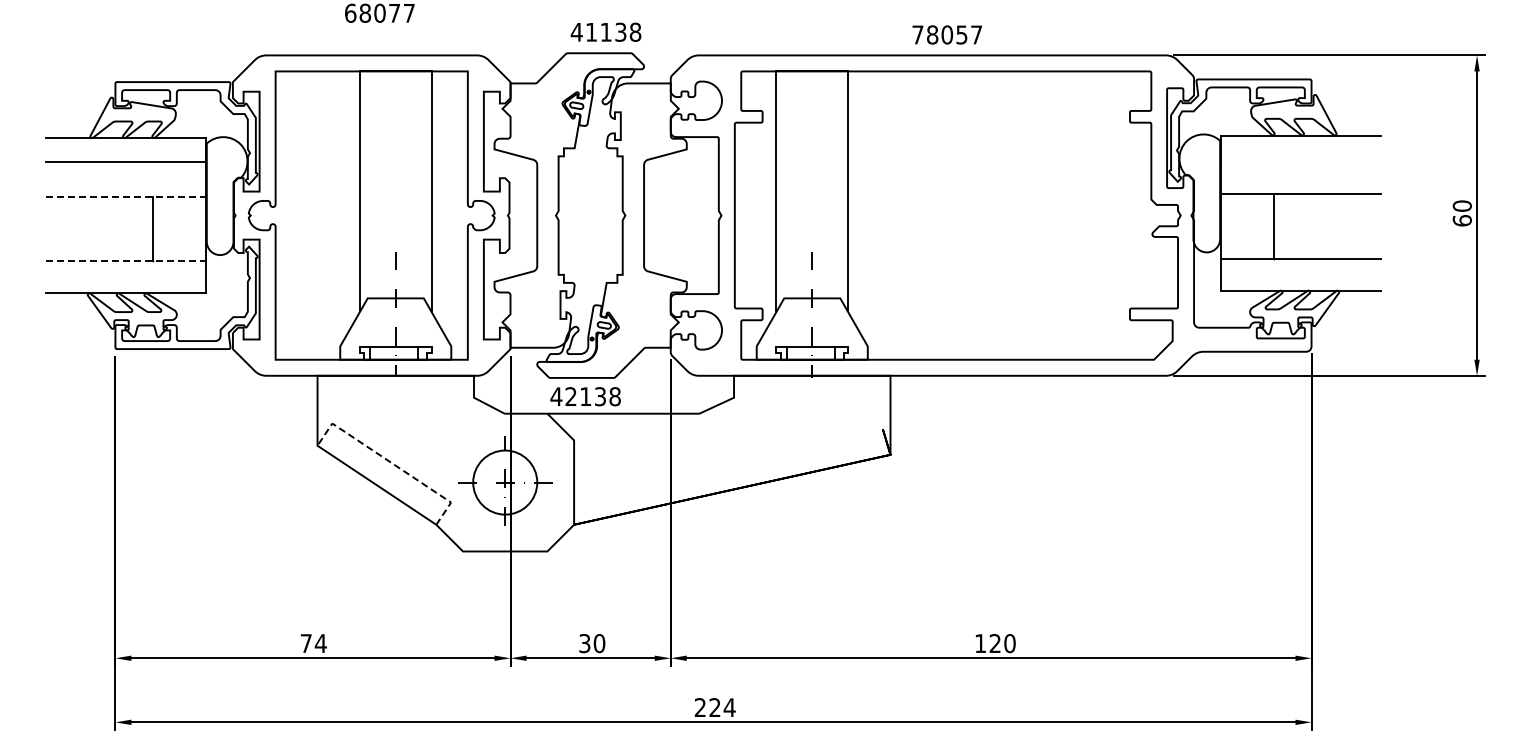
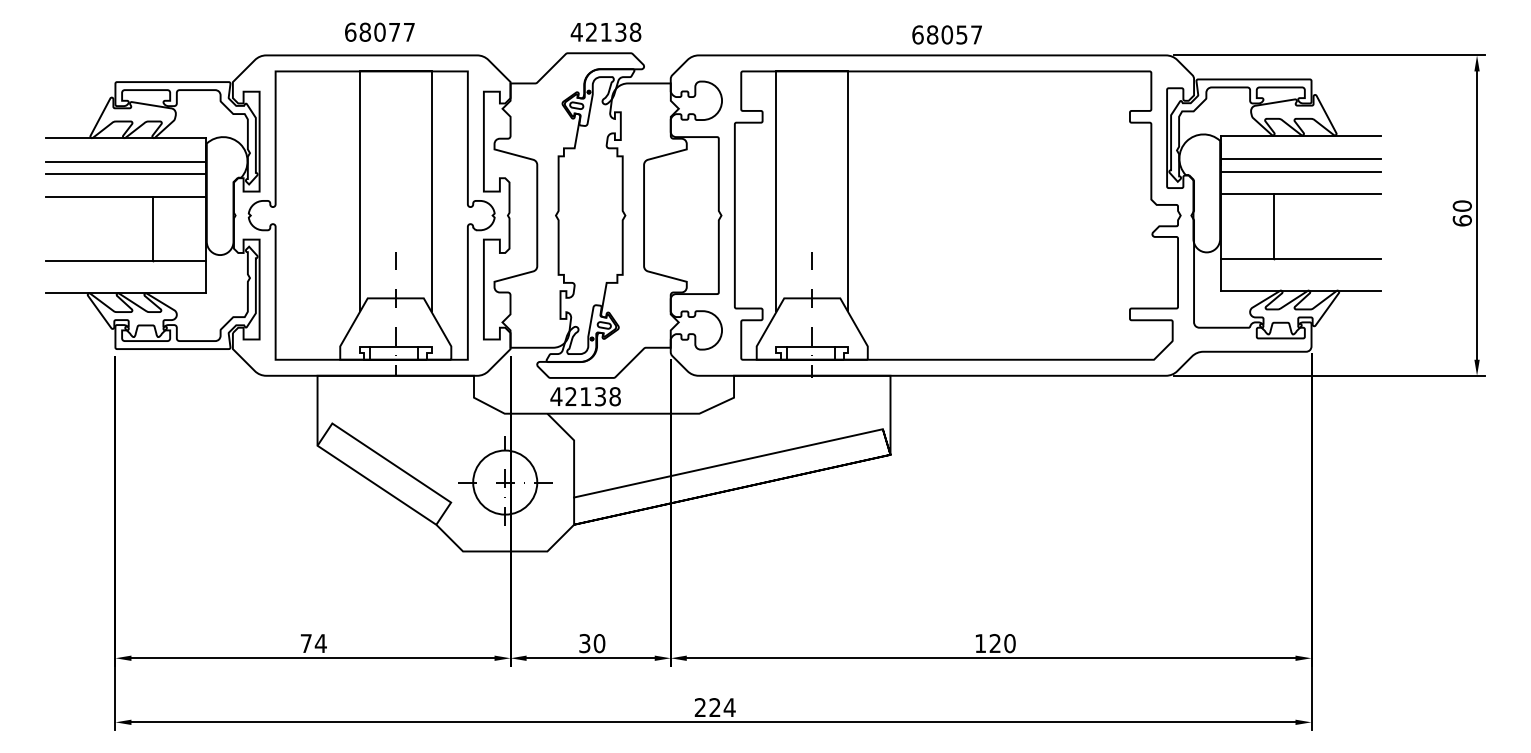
text position: (379, 12) -> (379, 31) (379, 31)
text: 41138 -> 42138 (591, 31)
text: 78057 -> 68057 (917, 34)
line: none -> present (1300, 159)
line: none -> present (1300, 171)
line: none -> present (125, 174)
line: dashed -> solid (126, 197)
line: dashed -> solid (126, 261)
line: dashed -> solid (391, 462)
line: none -> present (728, 463)
